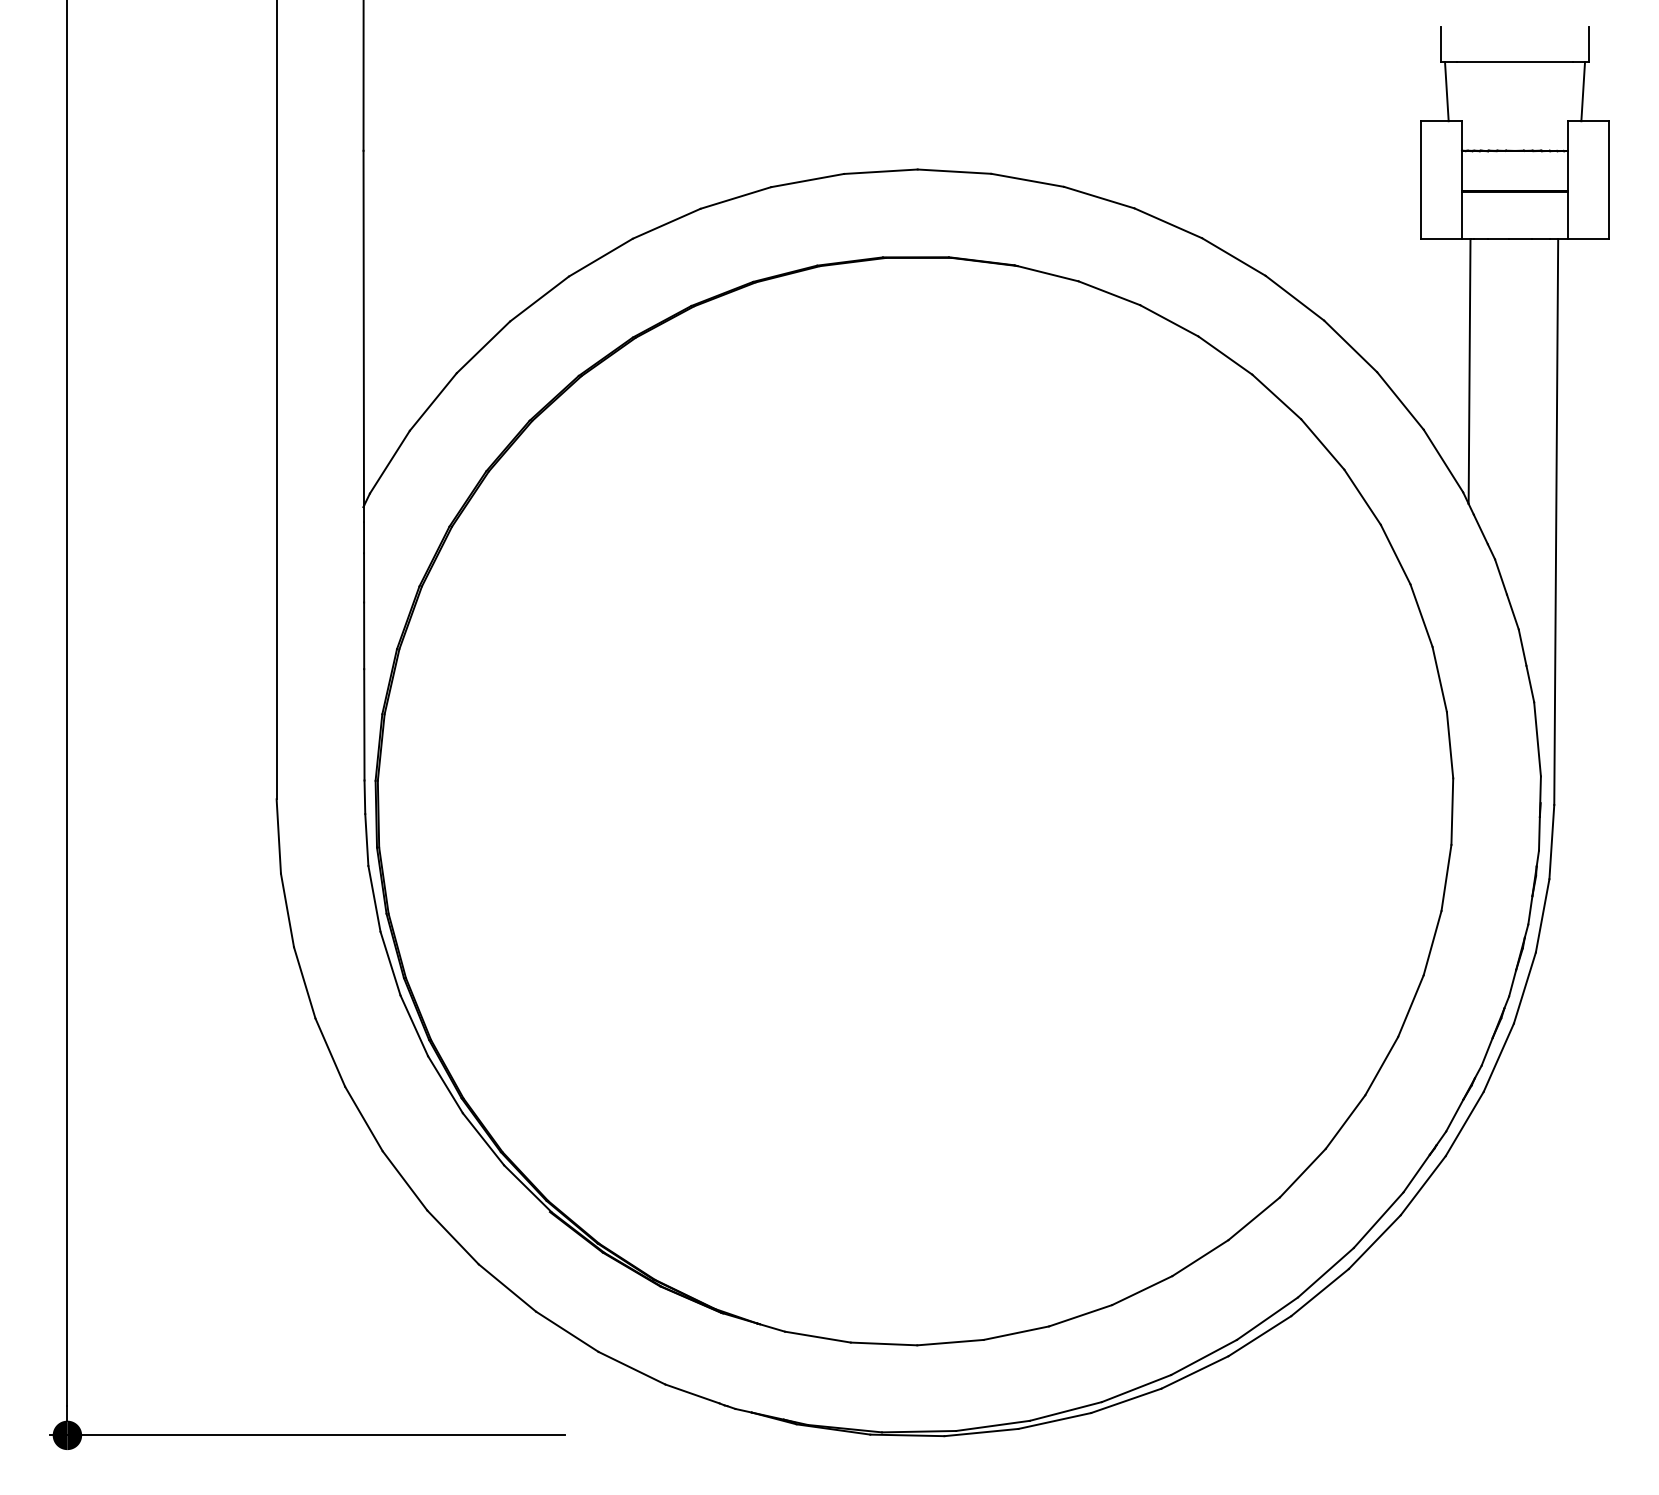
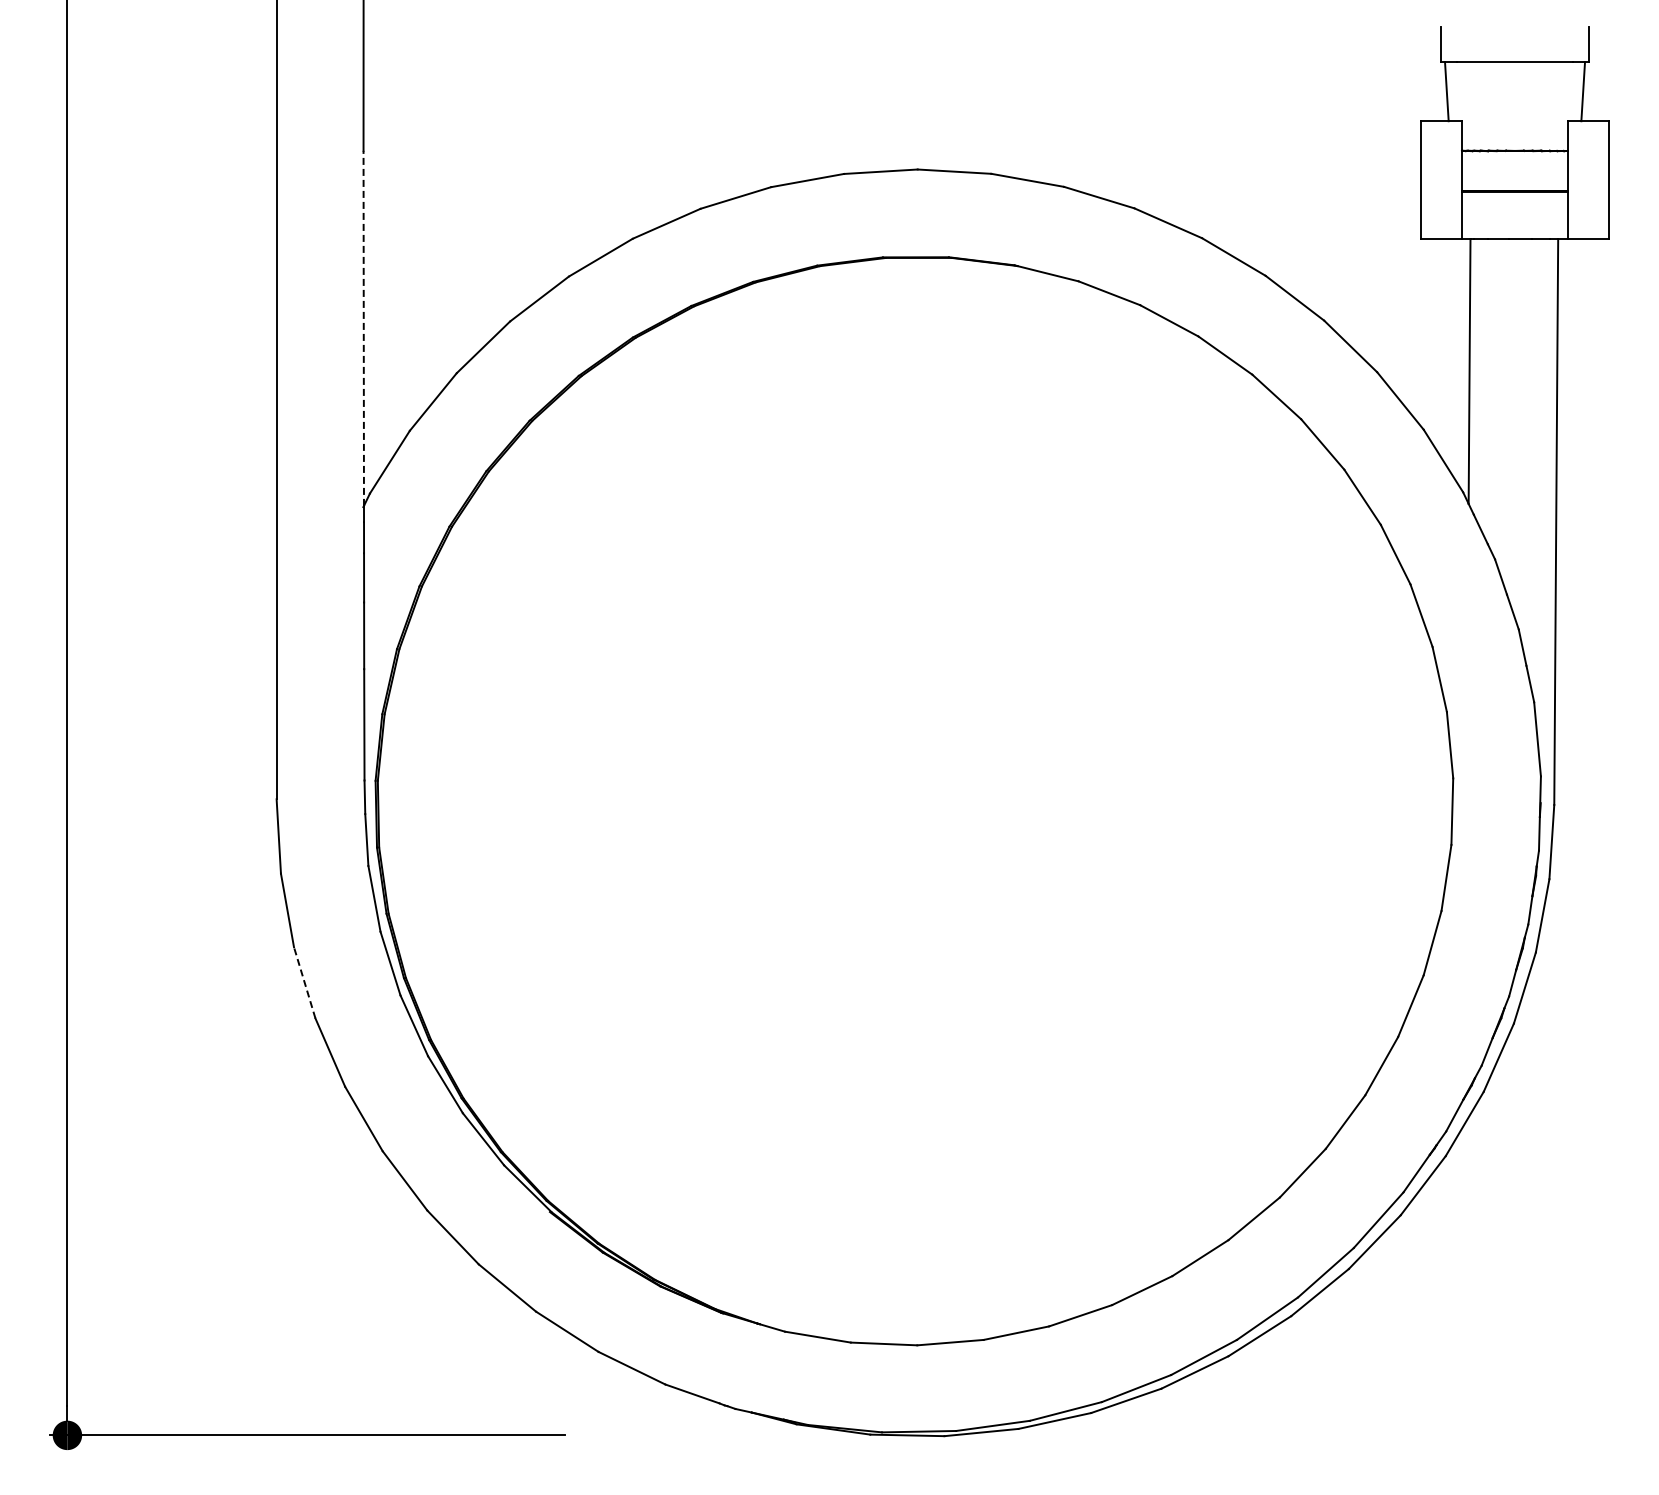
line: solid -> dashed (363, 328)
line: solid -> dashed (304, 982)
